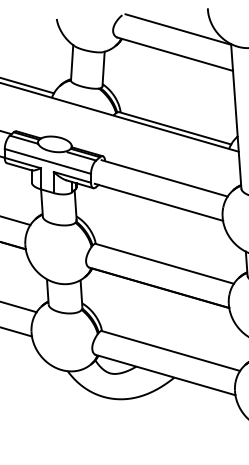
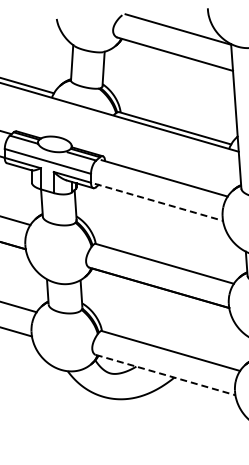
line: solid -> dashed (158, 202)
line: solid -> dashed (165, 375)
